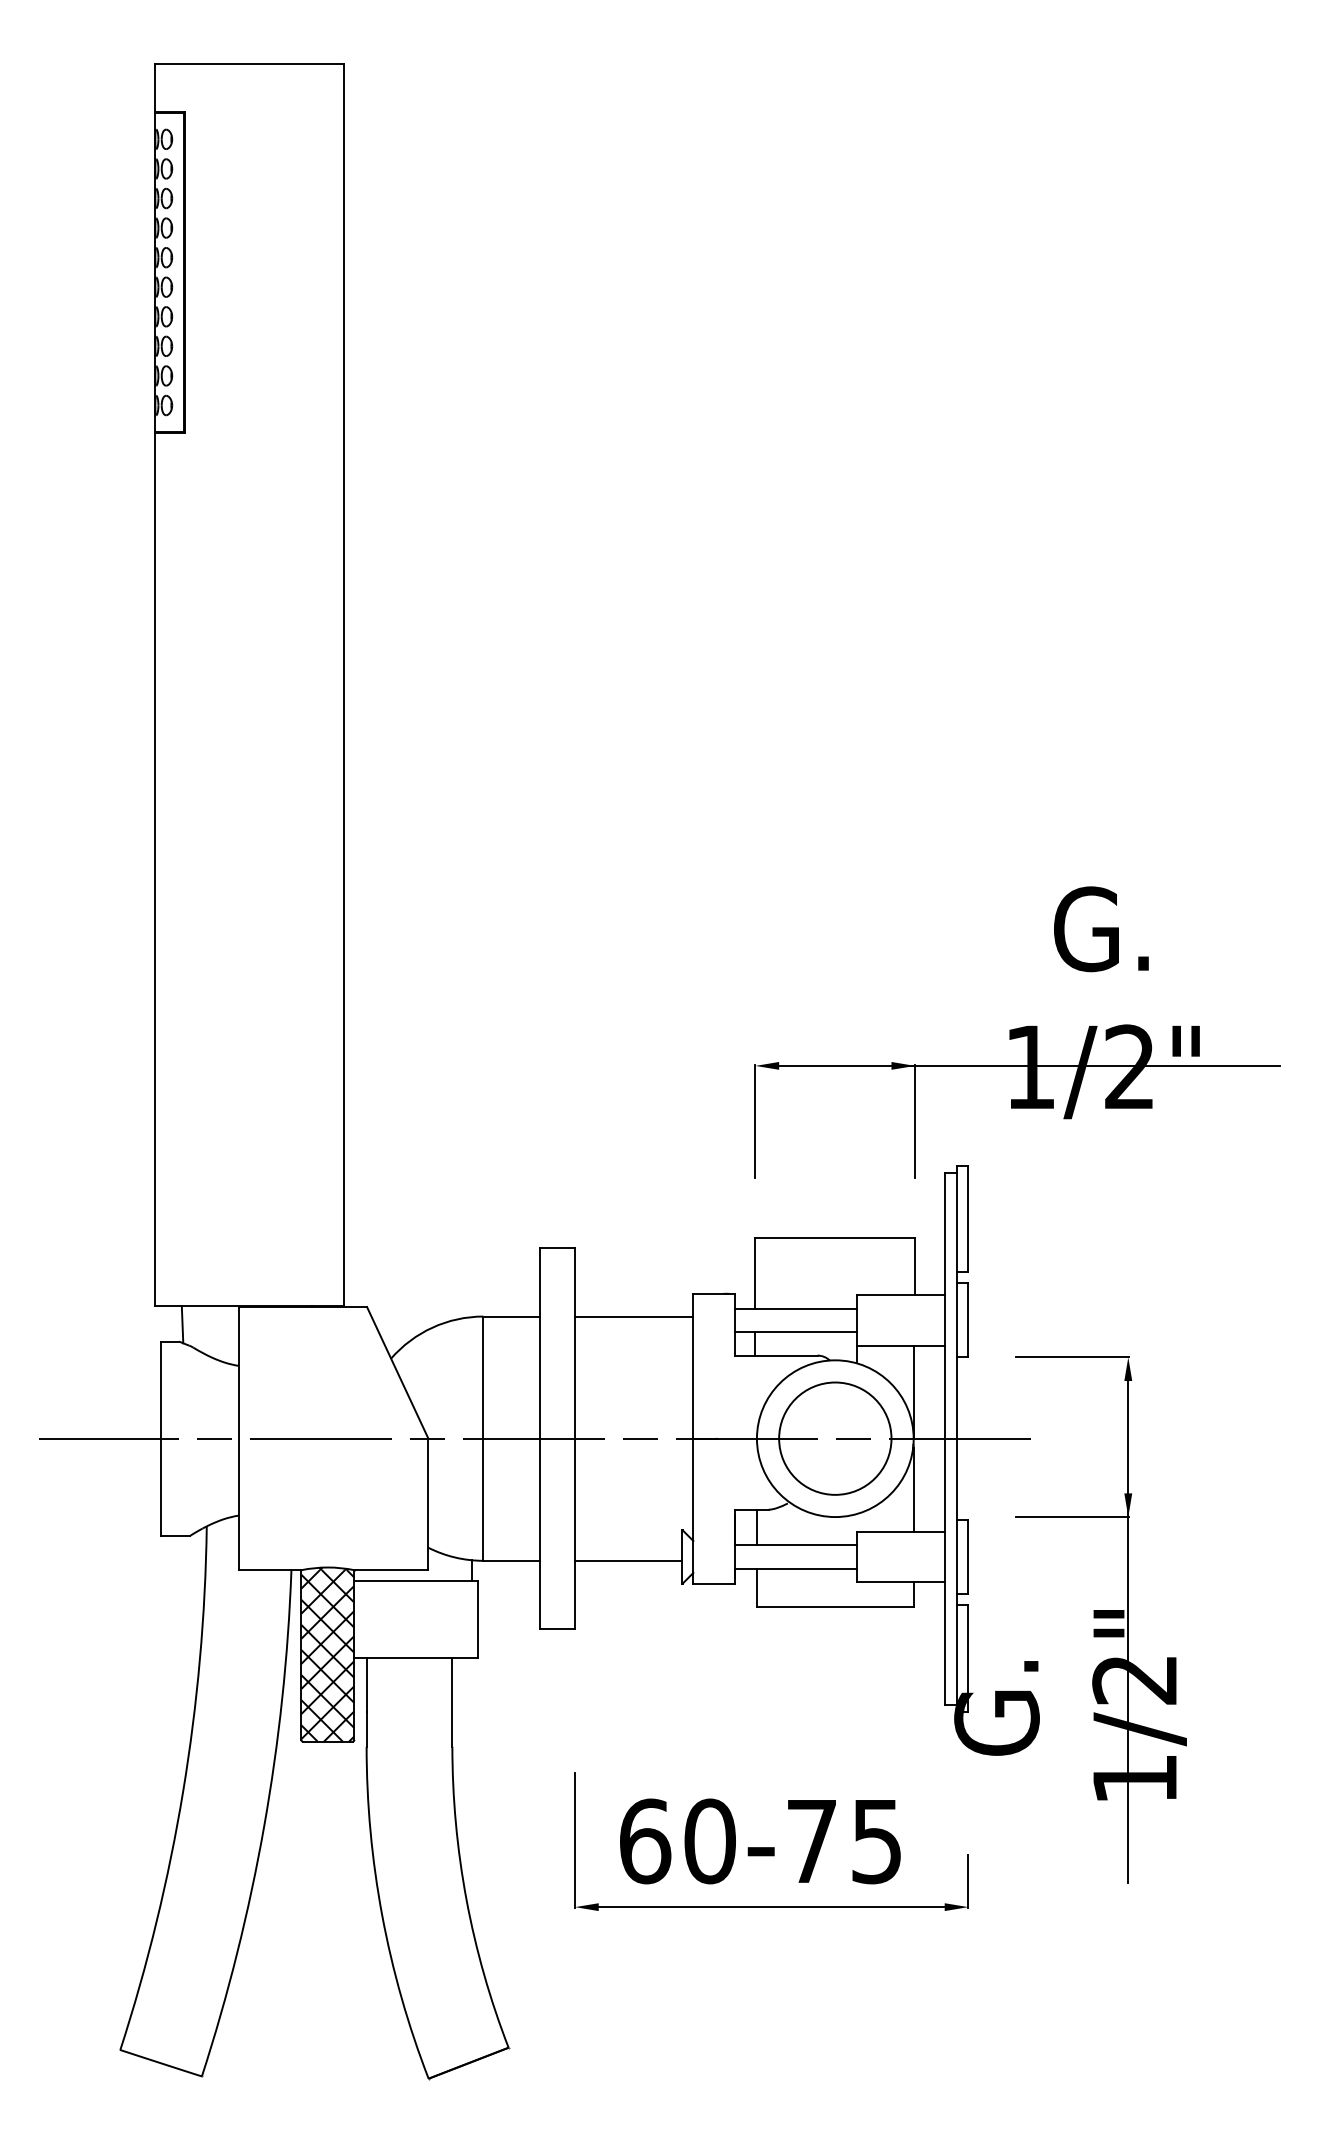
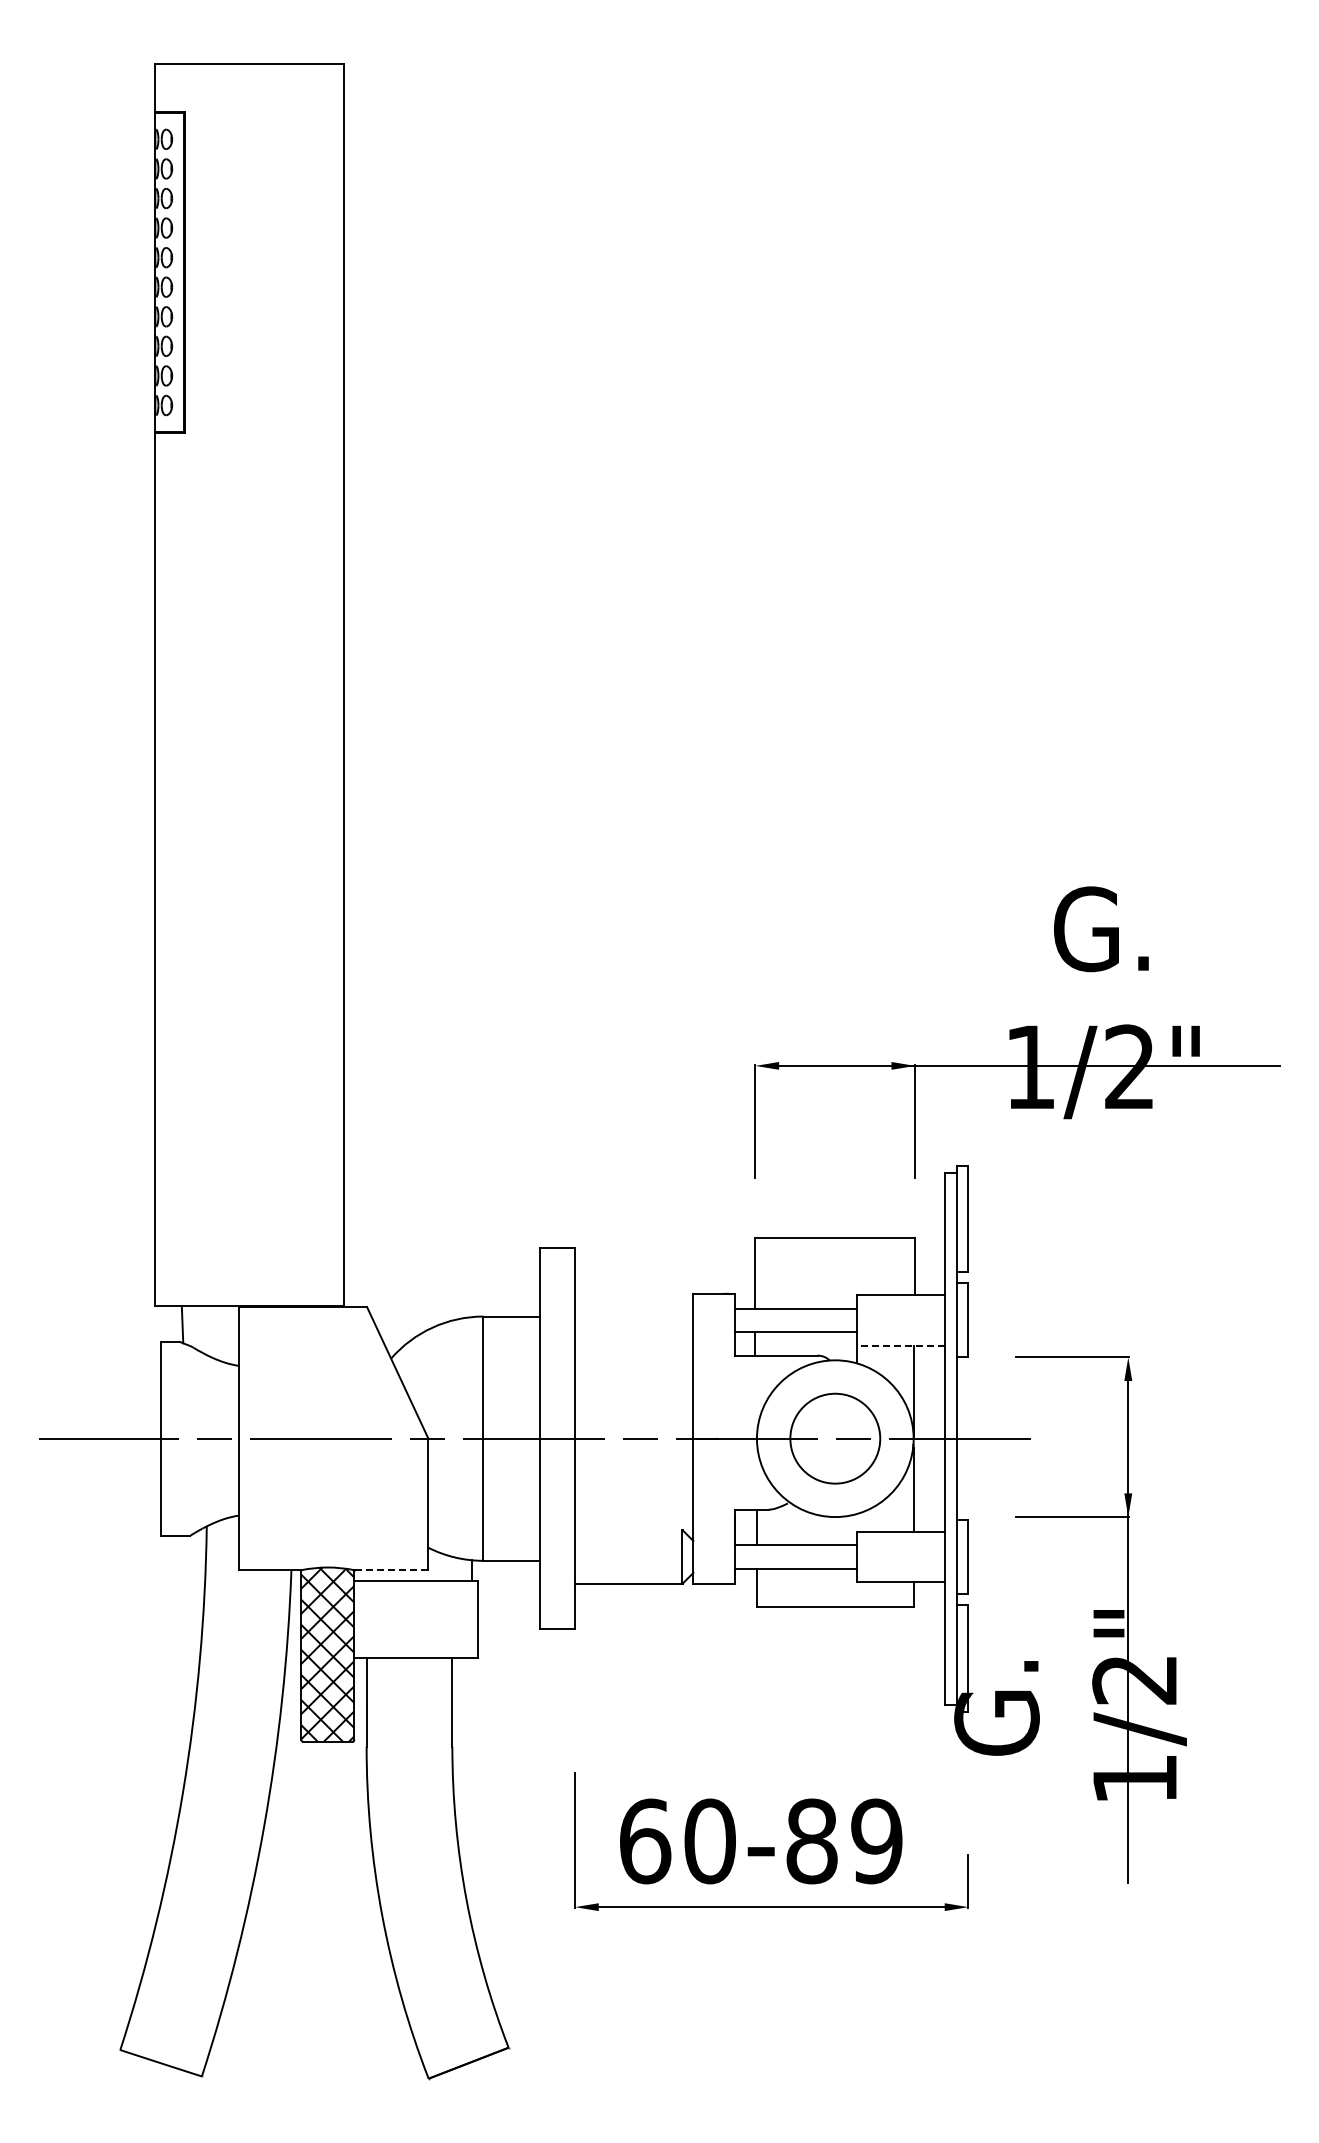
line: present -> none (634, 1316)
line: solid -> dashed (900, 1345)
circle diameter: 112 px -> 90 px (835, 1438)
line position: (628, 1560) -> (628, 1583) (628, 1583)
line: solid -> dashed (391, 1570)
text: 60-75 -> 60-89 (844, 1841)
